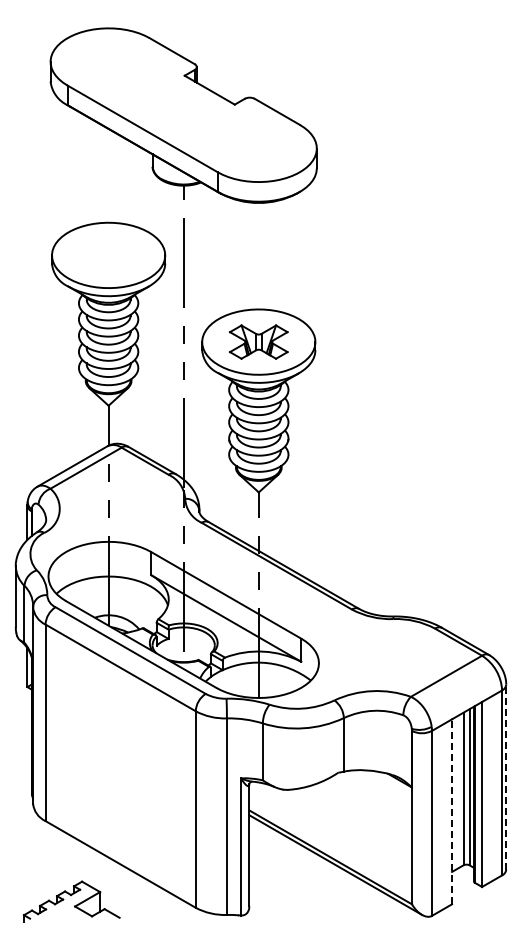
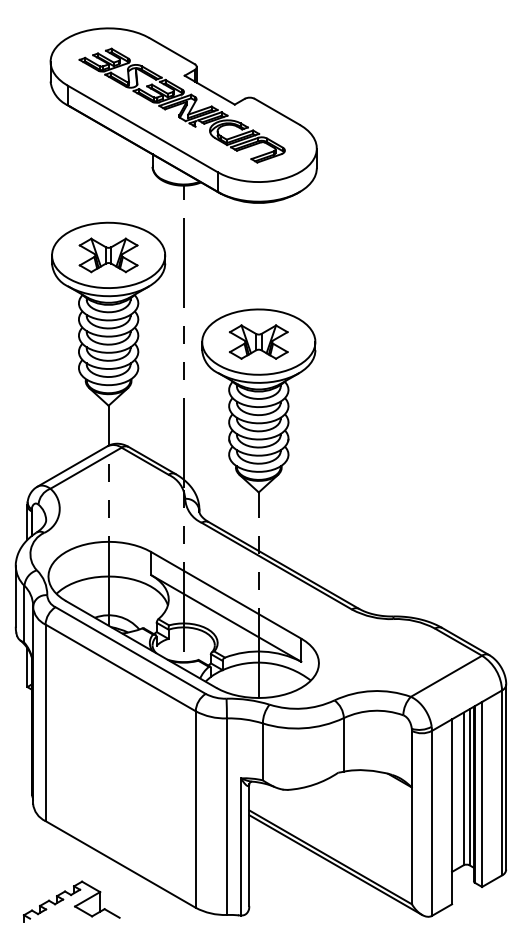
part: none -> present (181, 105)
part: none -> present (108, 255)
line: dashed -> solid (506, 776)
line: dashed -> solid (452, 811)
